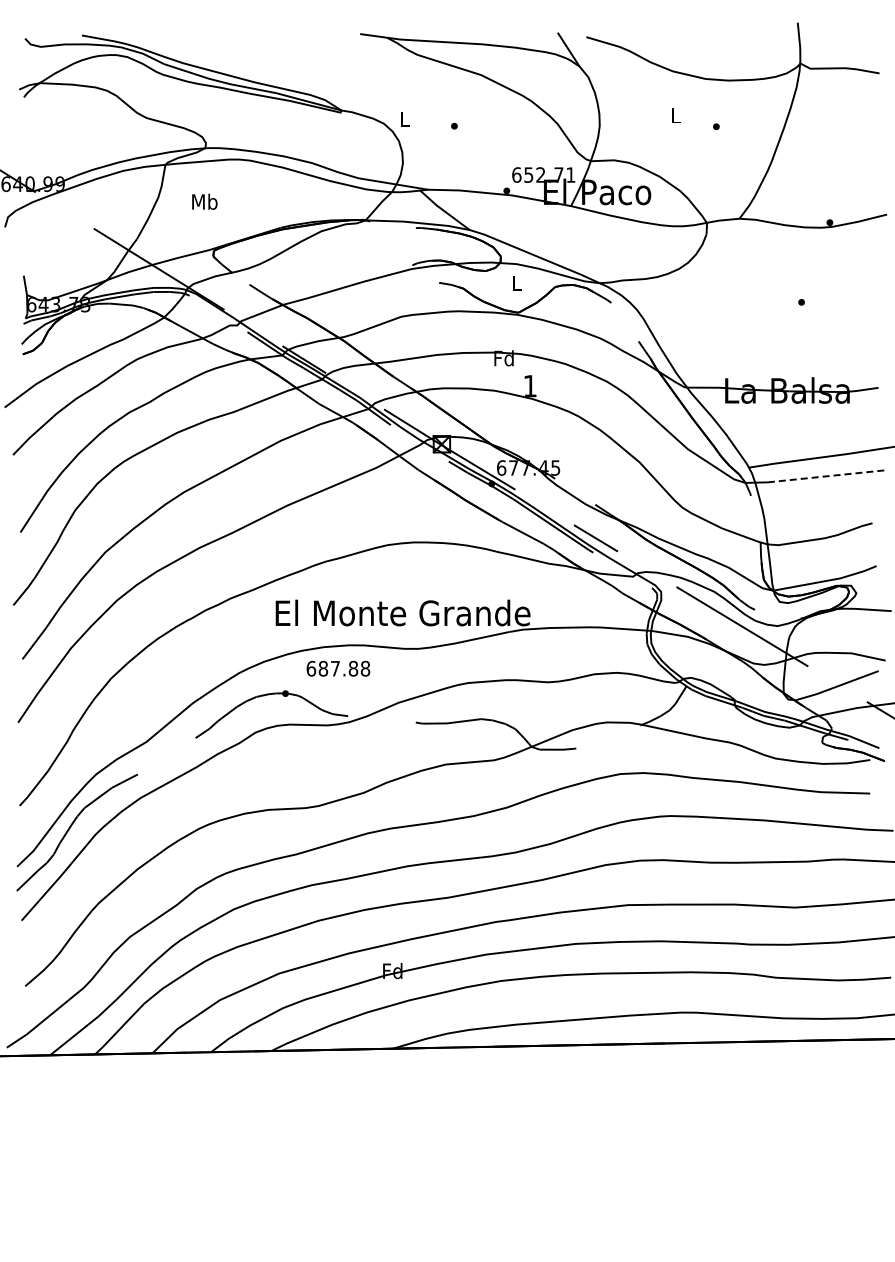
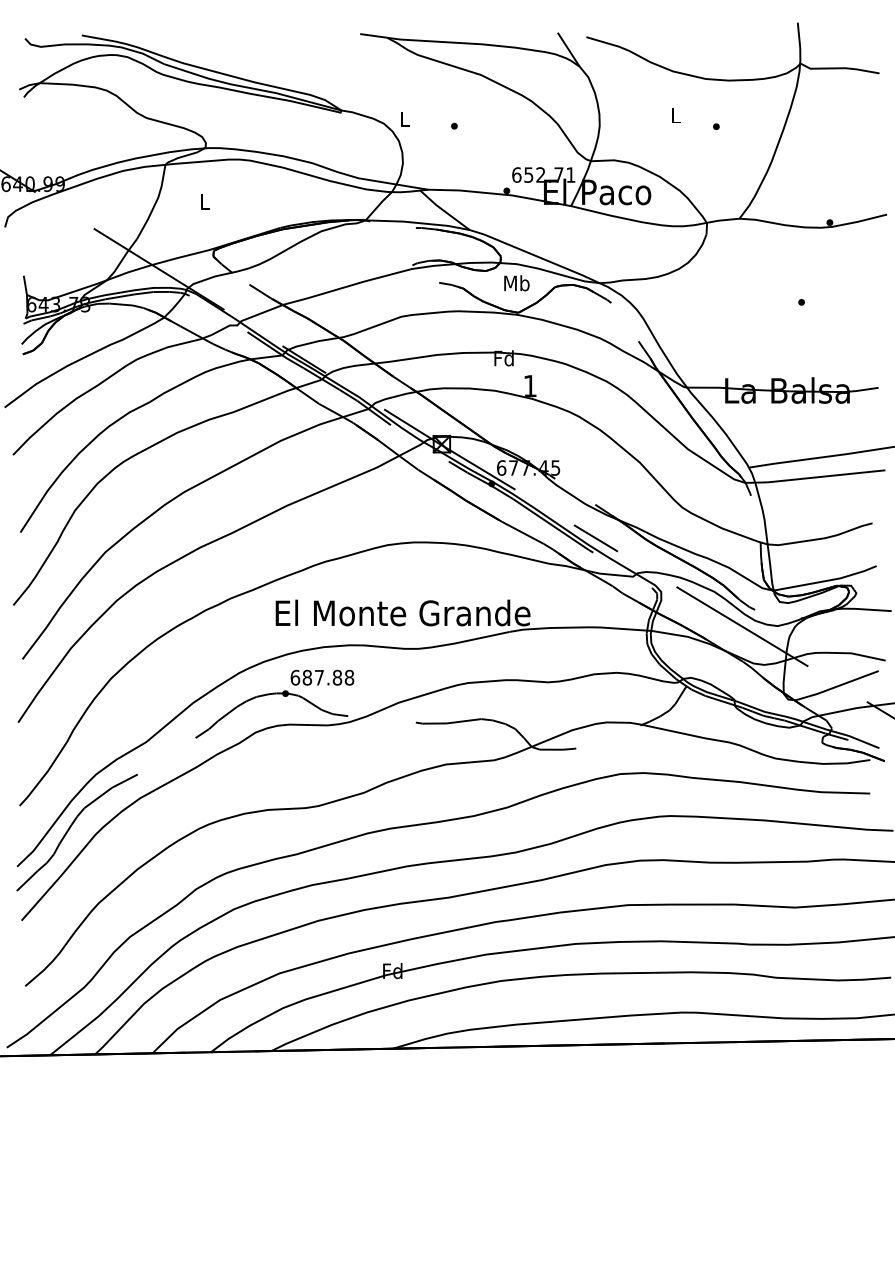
text: Mb -> L (204, 201)
text: L -> Mb (516, 283)
line: dashed -> solid (827, 476)
text position: (338, 668) -> (322, 677) (322, 677)
